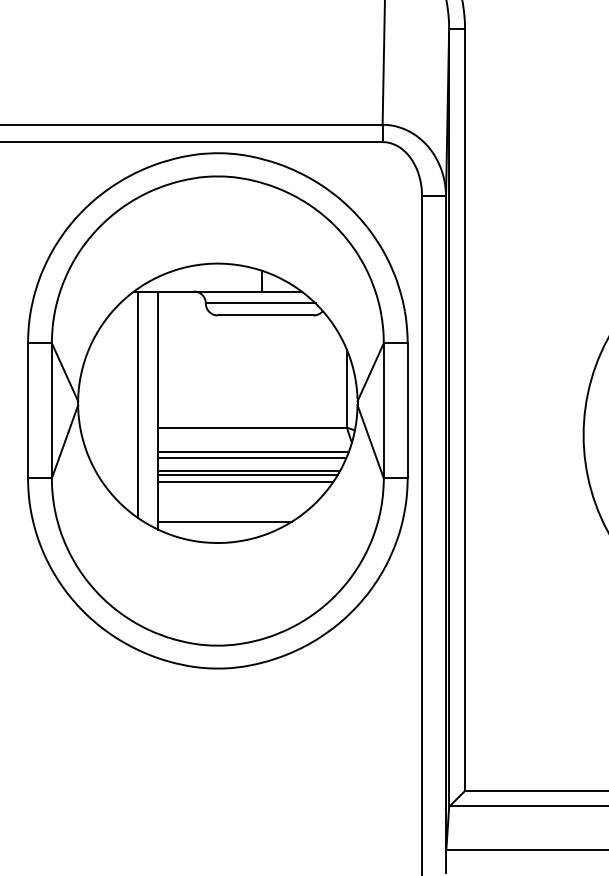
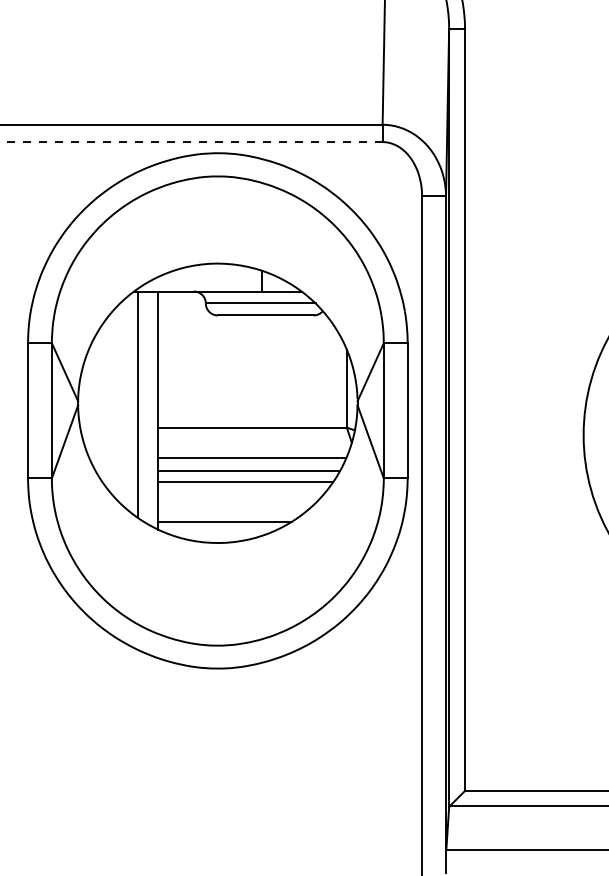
line: solid -> dashed (191, 142)
line: present -> none (252, 451)
line: present -> none (247, 475)
